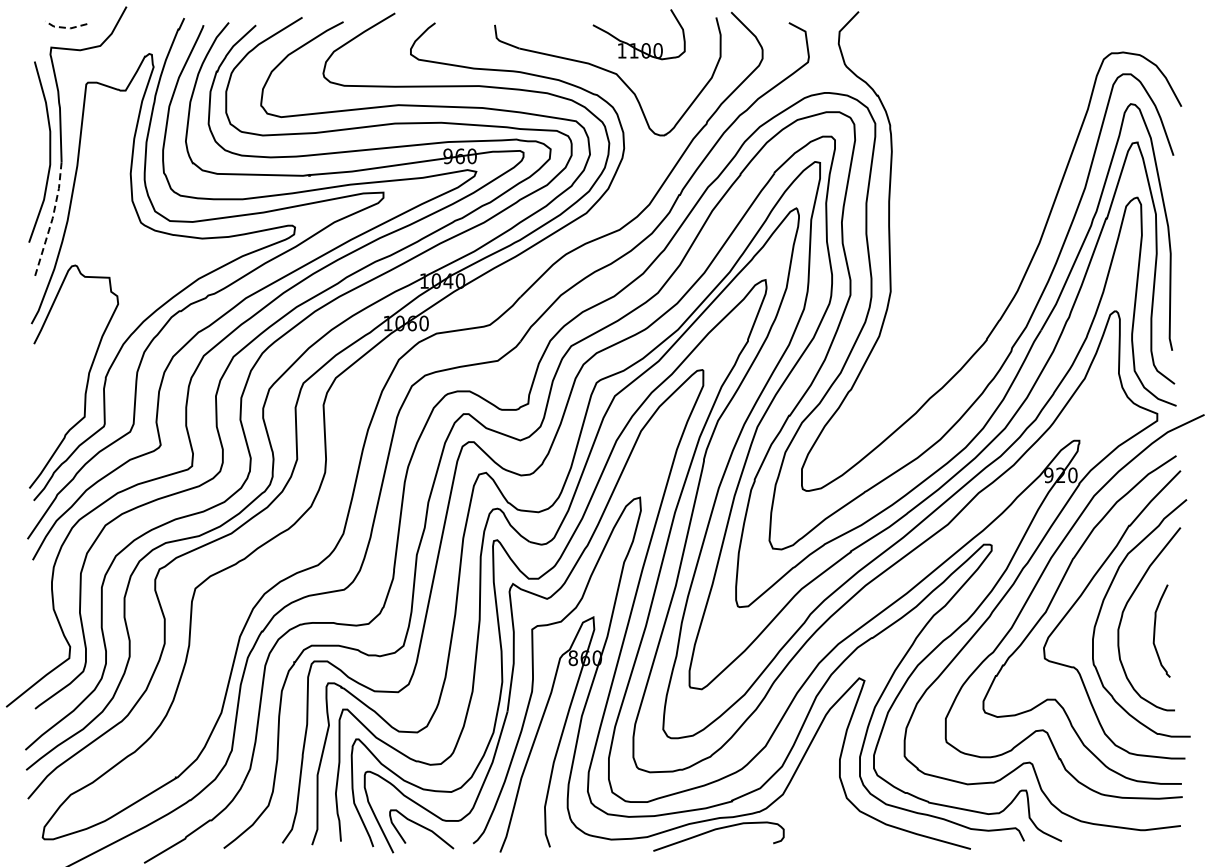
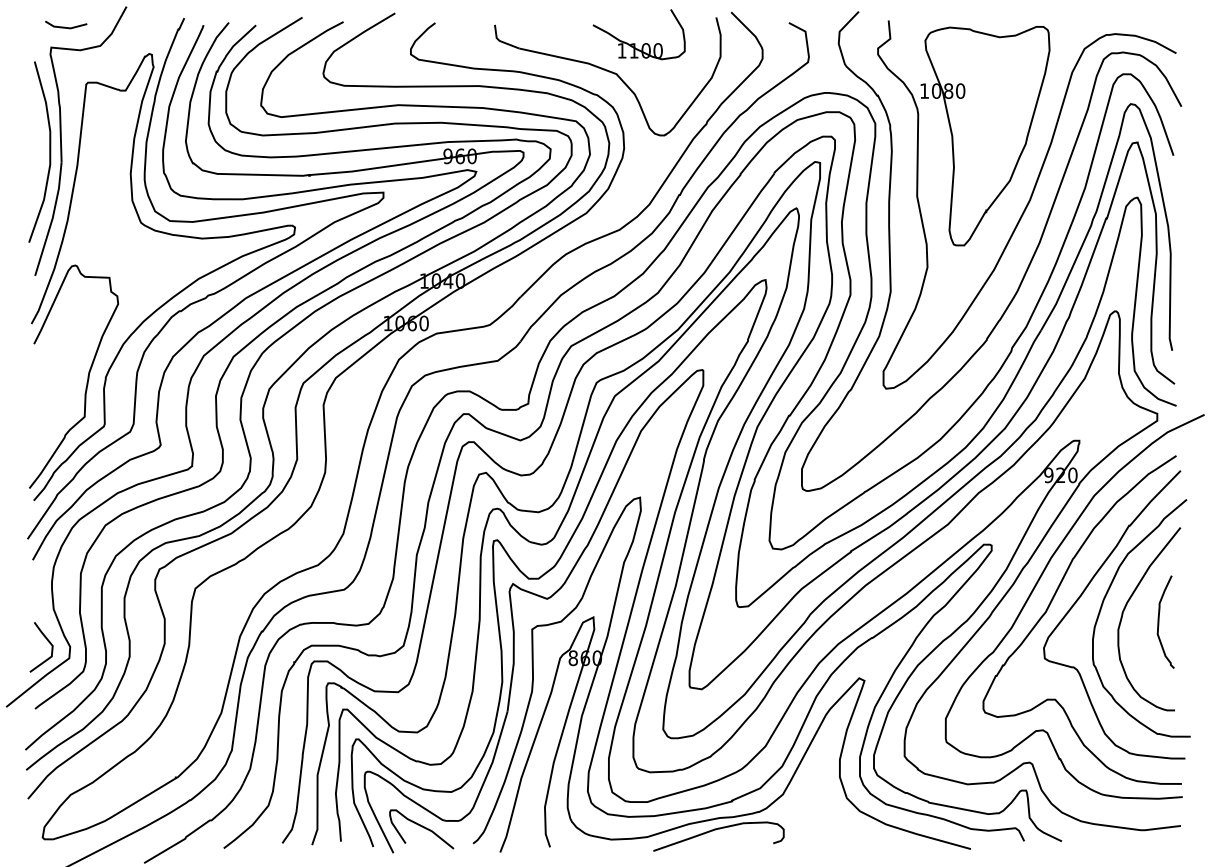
line: dashed -> solid (65, 27)
part: none -> present (1026, 204)
line: dashed -> solid (52, 218)
curve position: (1155, 630) -> (1159, 621) (1159, 621)
line: none -> present (47, 641)
